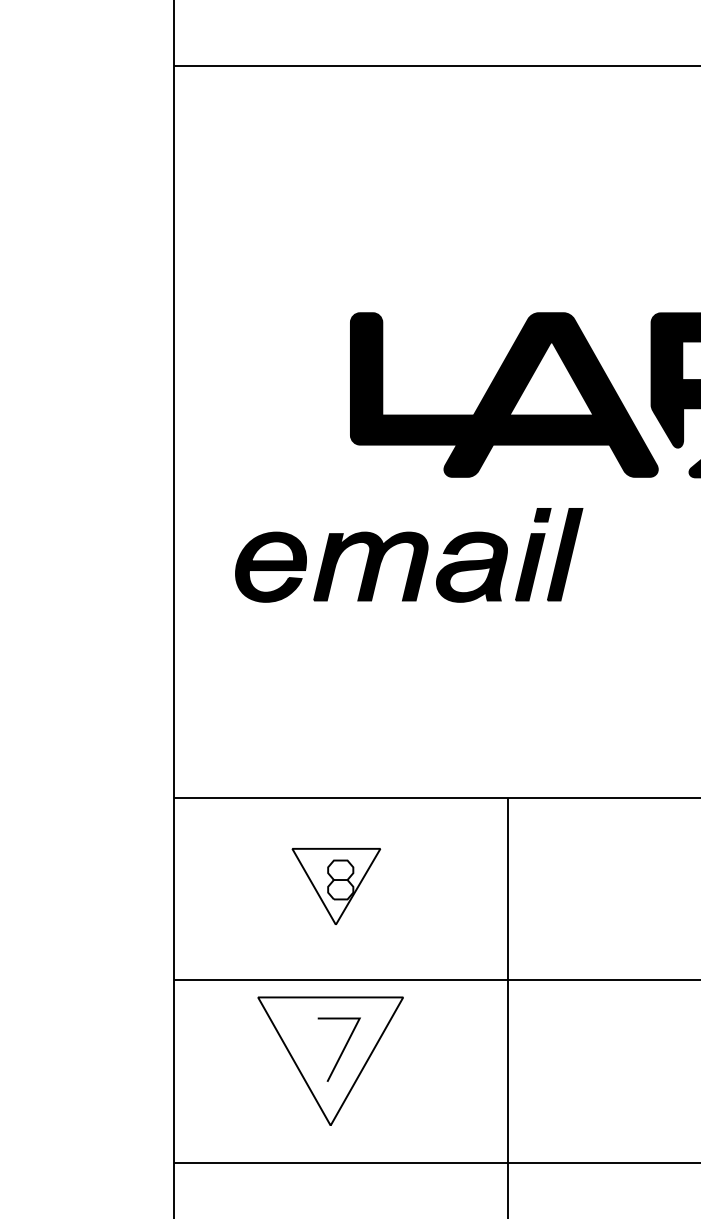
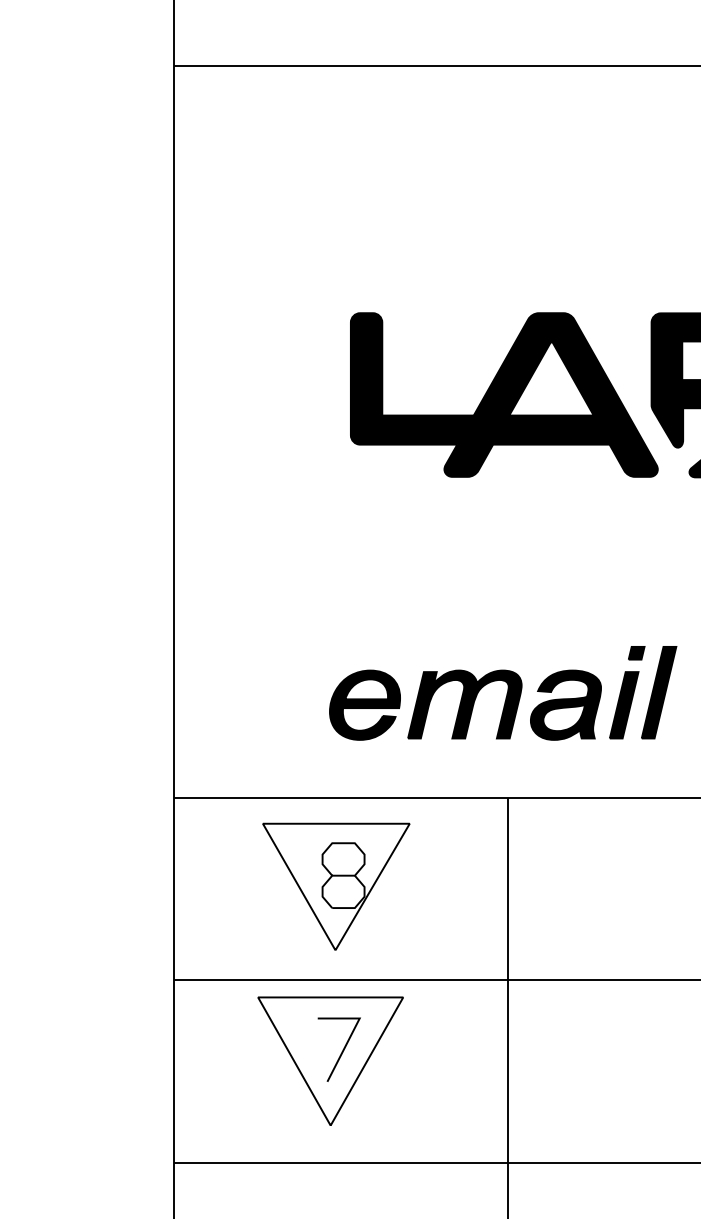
part position: (409, 555) -> (503, 693) (503, 693)
part size: 91x77 px -> 149x129 px (336, 886)
